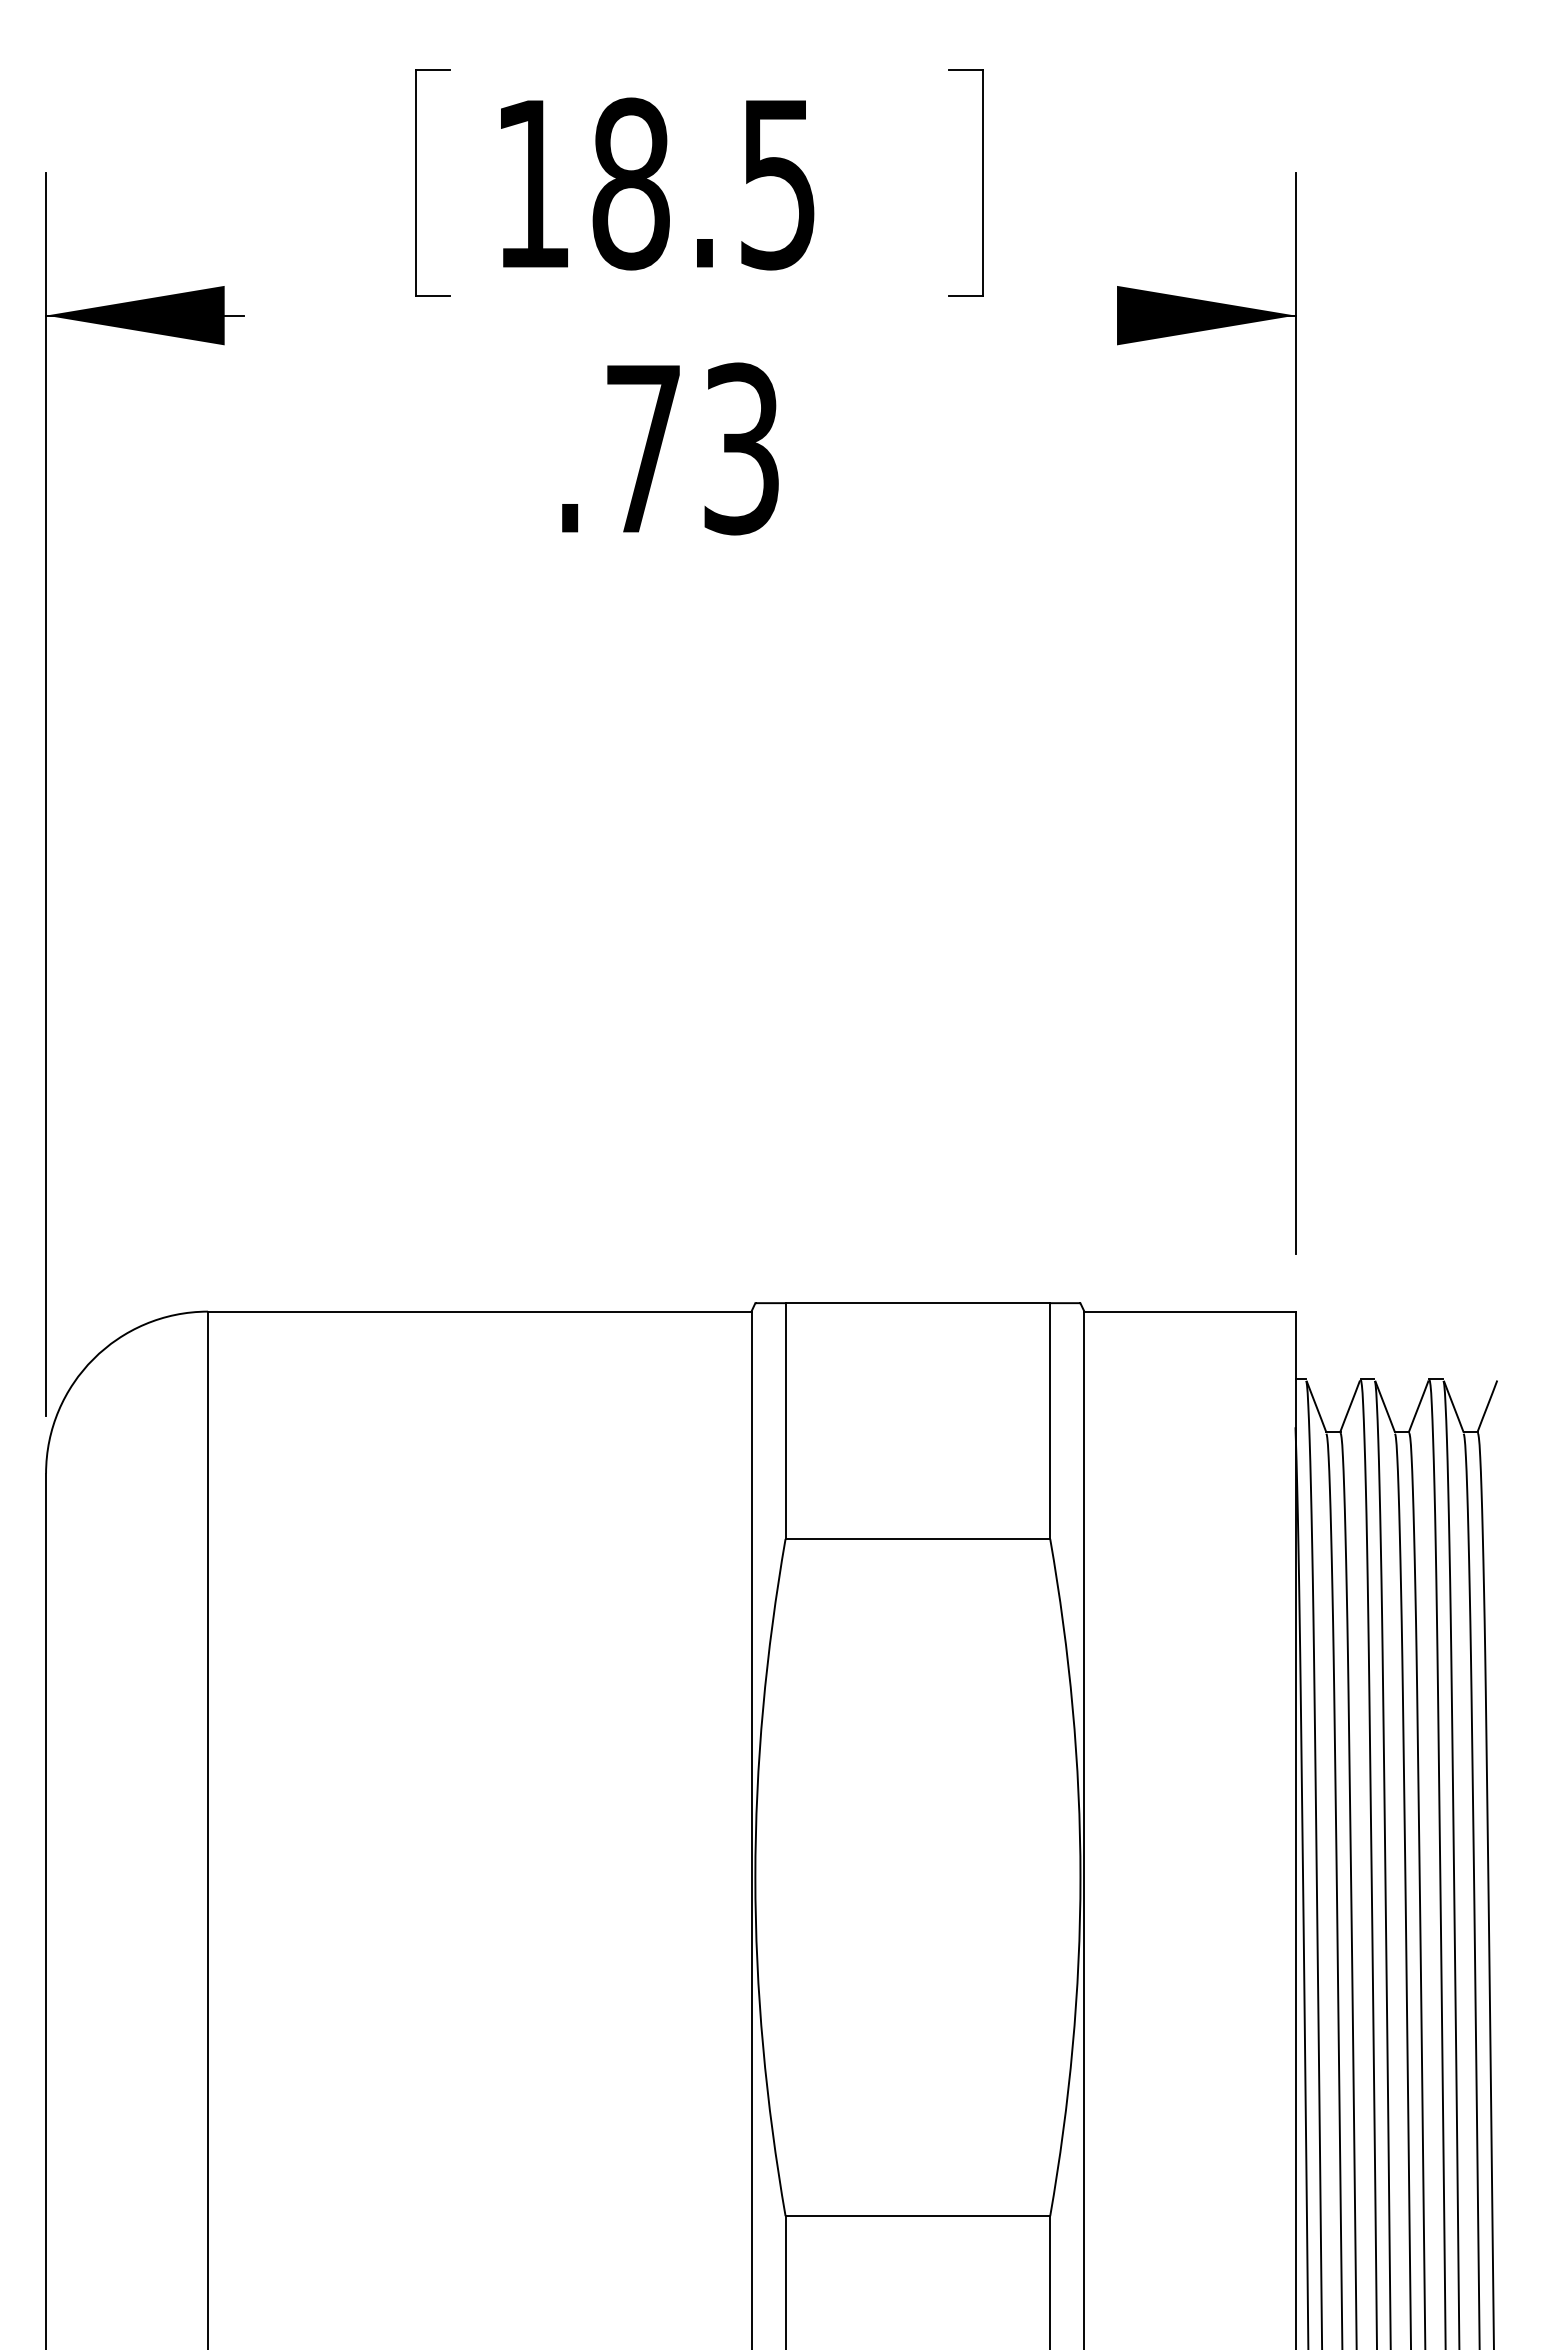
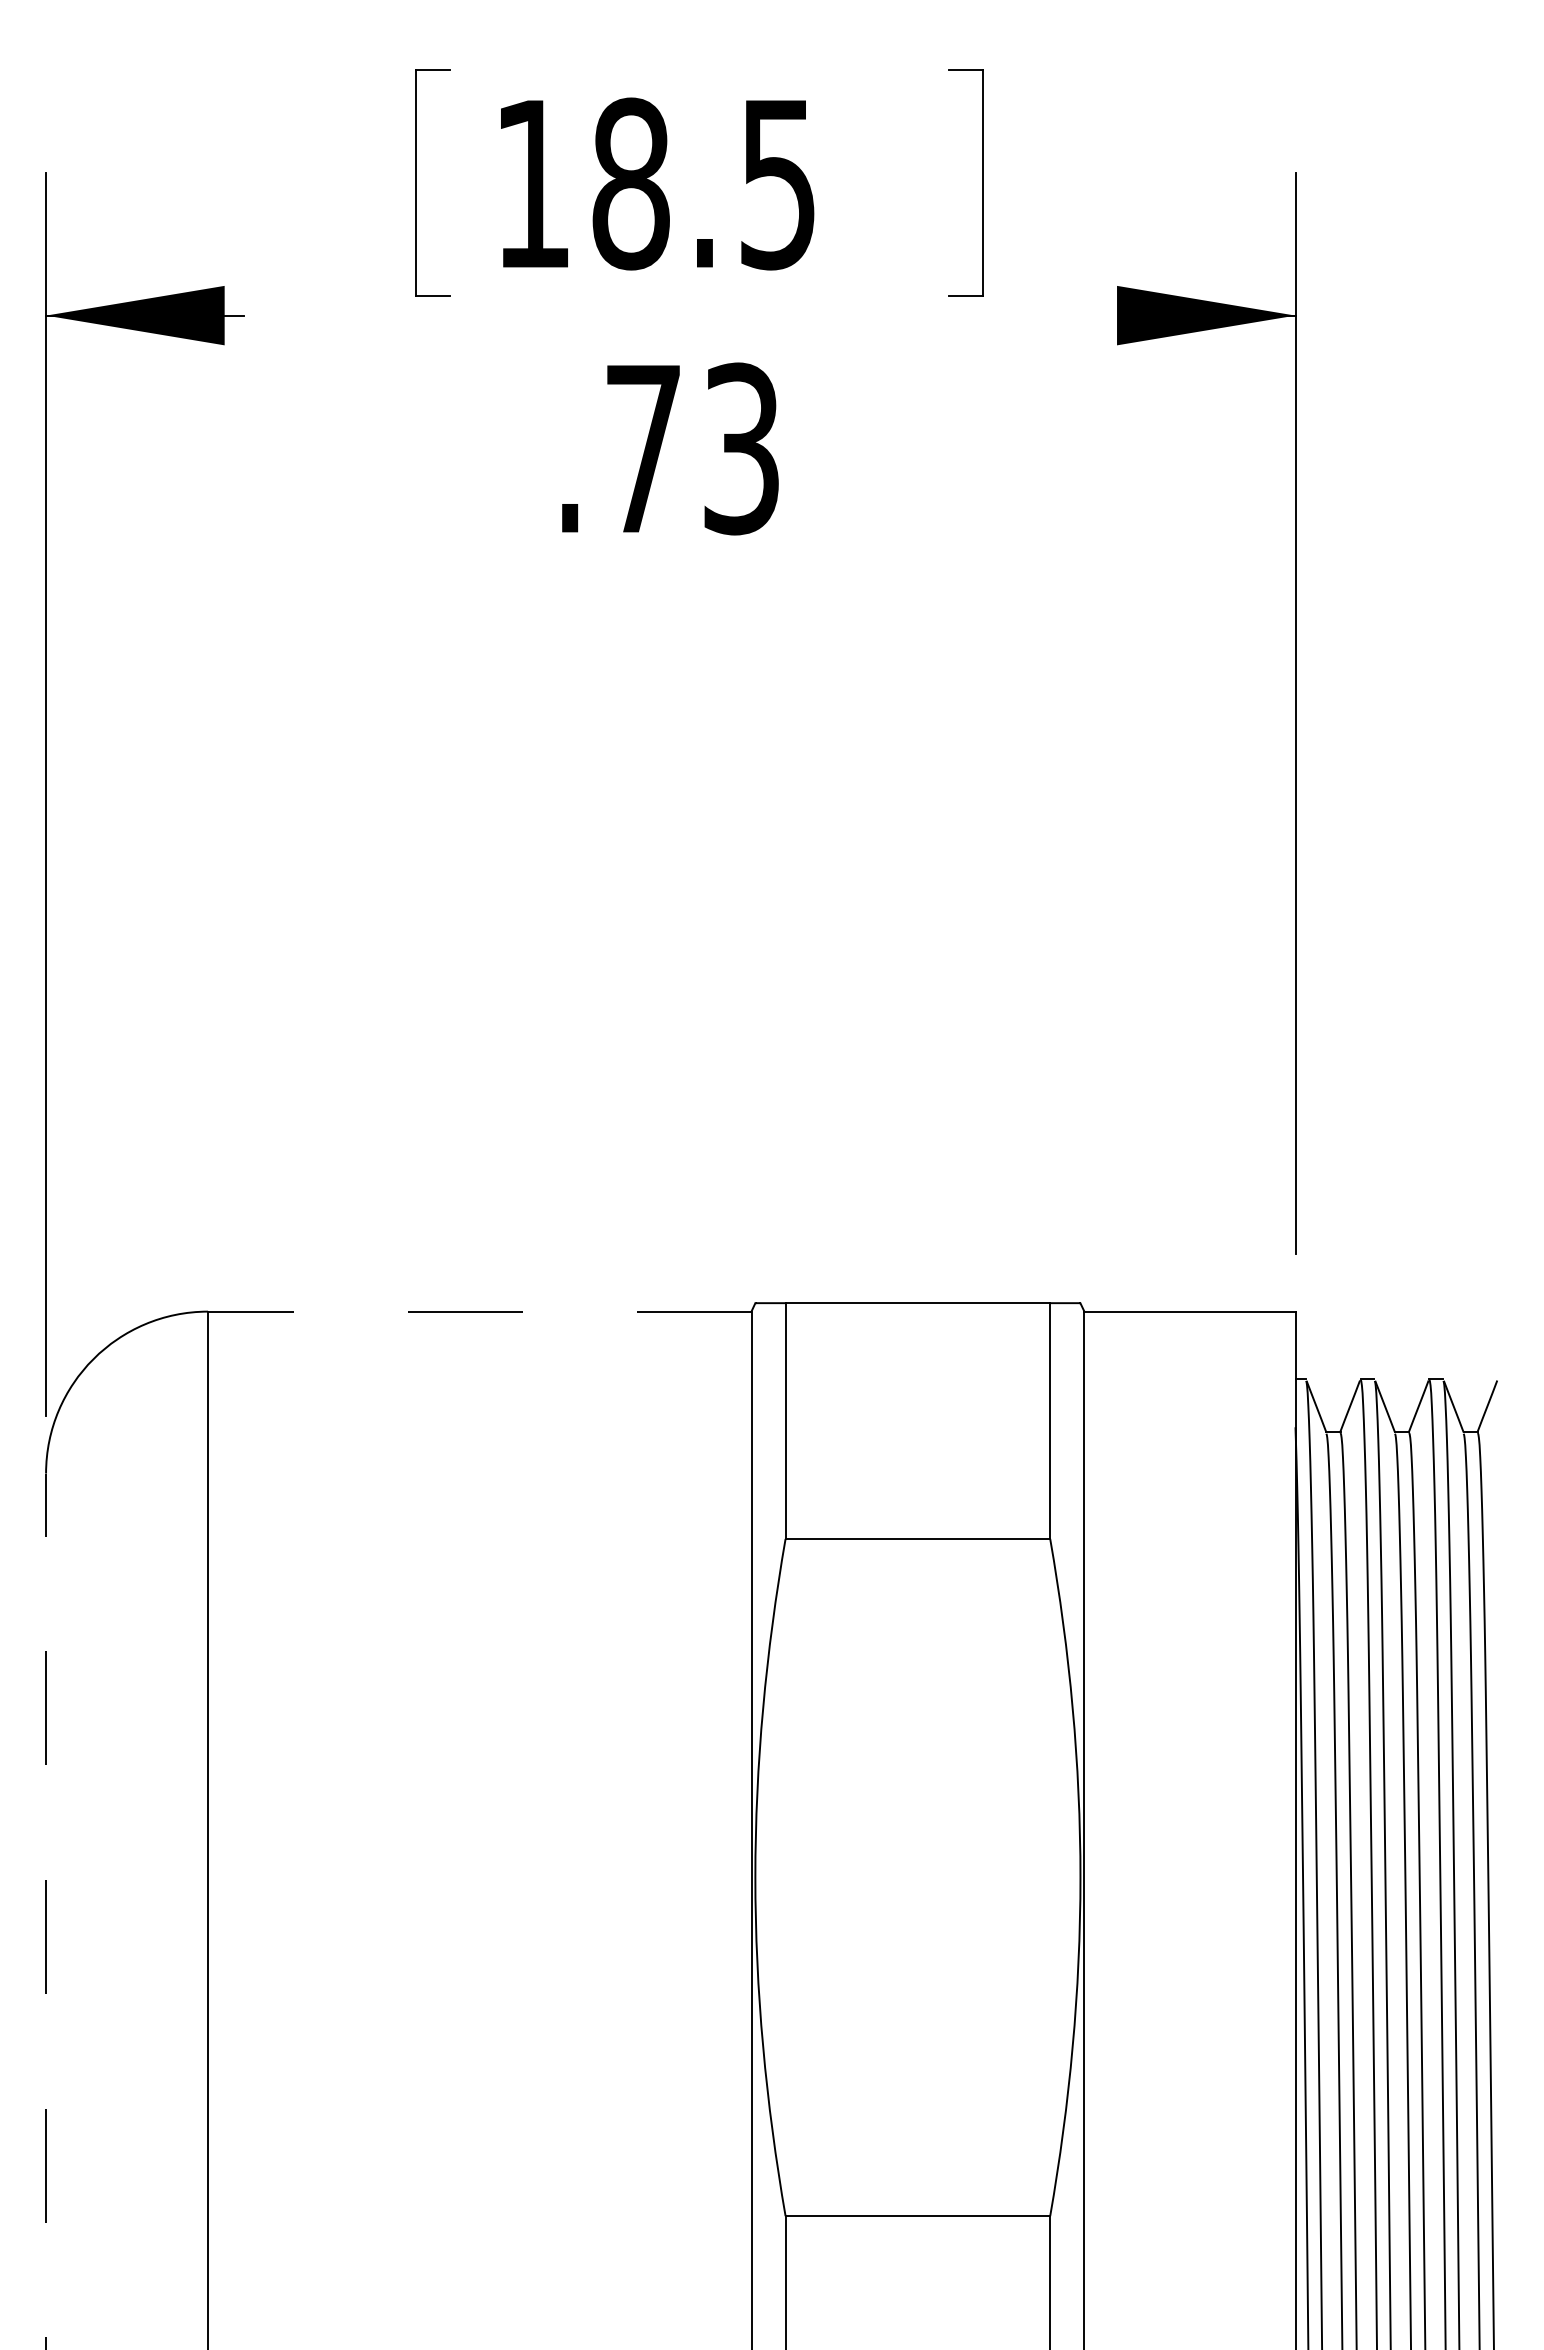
line: solid -> dashed (479, 1311)
line: solid -> dashed (46, 1911)
